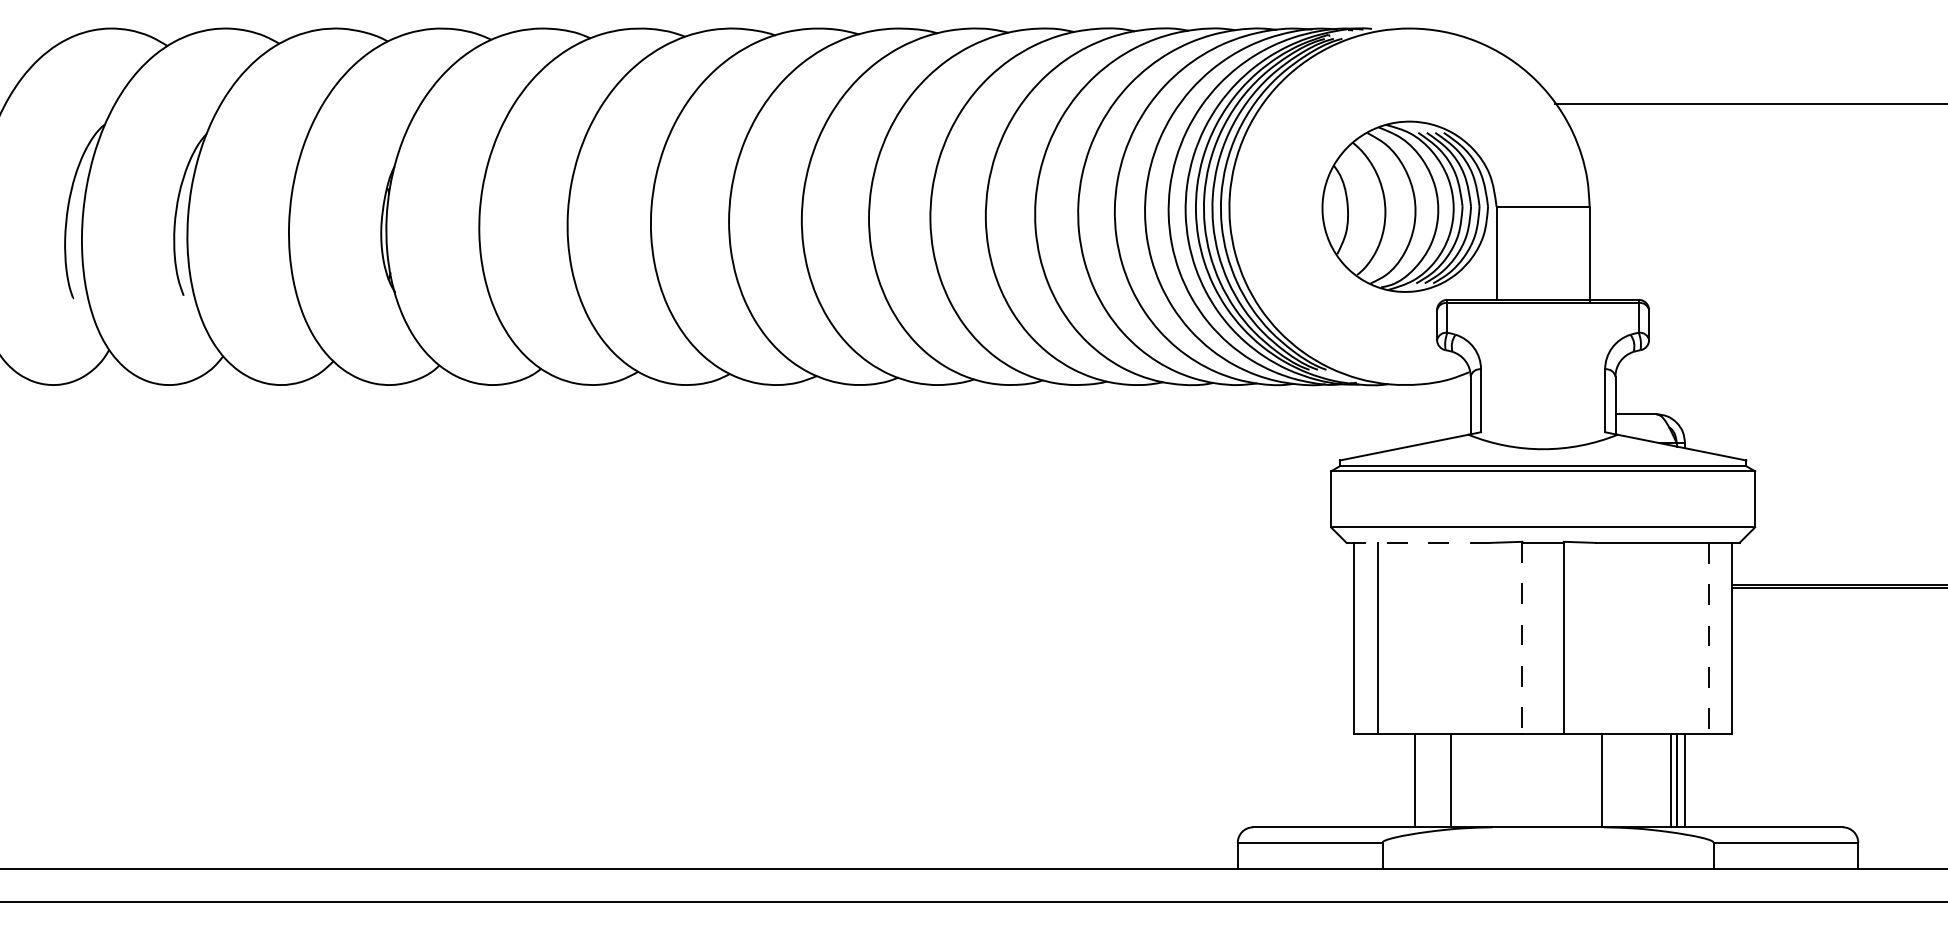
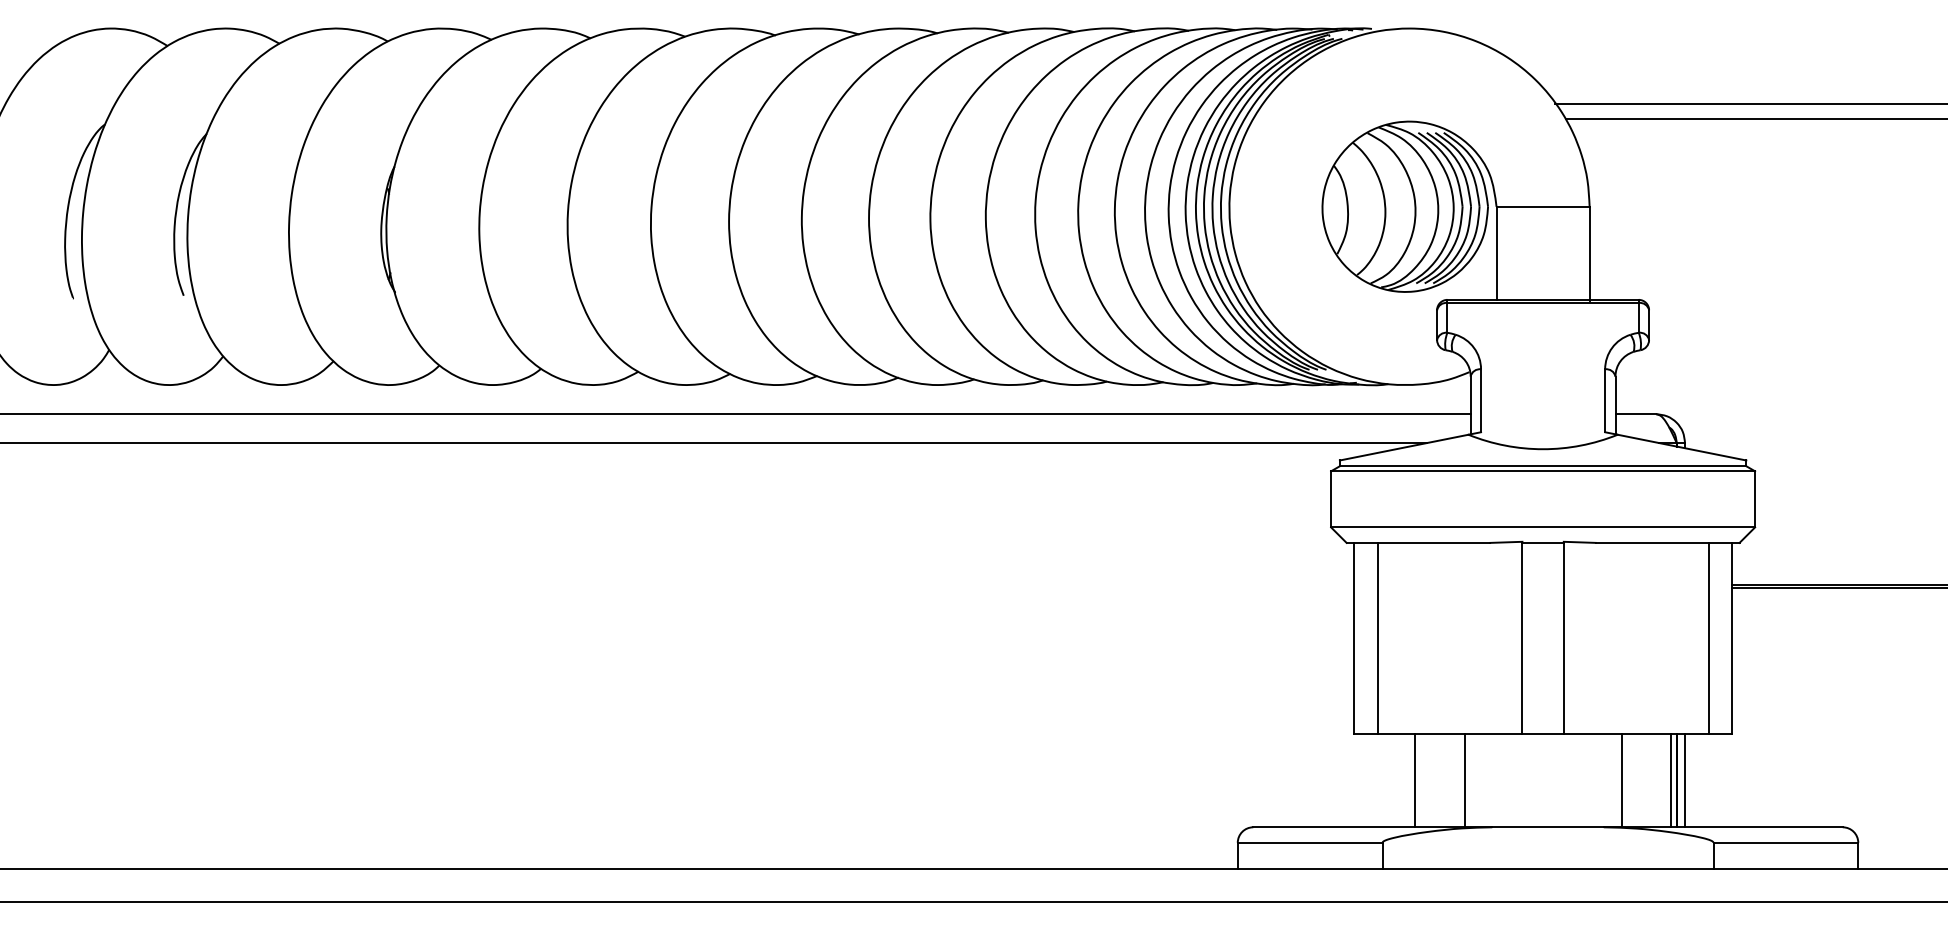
line: none -> present (1754, 119)
line: none -> present (736, 414)
line: none -> present (714, 443)
line: dashed -> solid (1418, 542)
line: dashed -> solid (1522, 638)
line: dashed -> solid (1708, 638)
line position: (1450, 780) -> (1464, 780) (1464, 780)
line position: (1601, 780) -> (1621, 780) (1621, 780)
